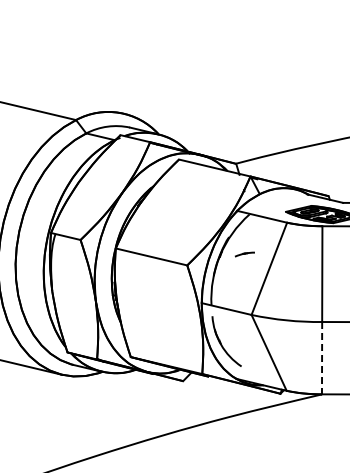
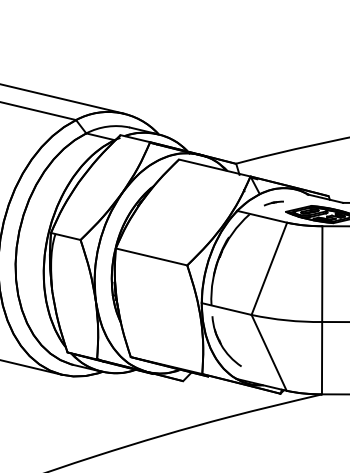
line: none -> present (63, 98)
line position: (244, 254) -> (273, 203) (273, 203)
line: dashed -> solid (322, 358)
